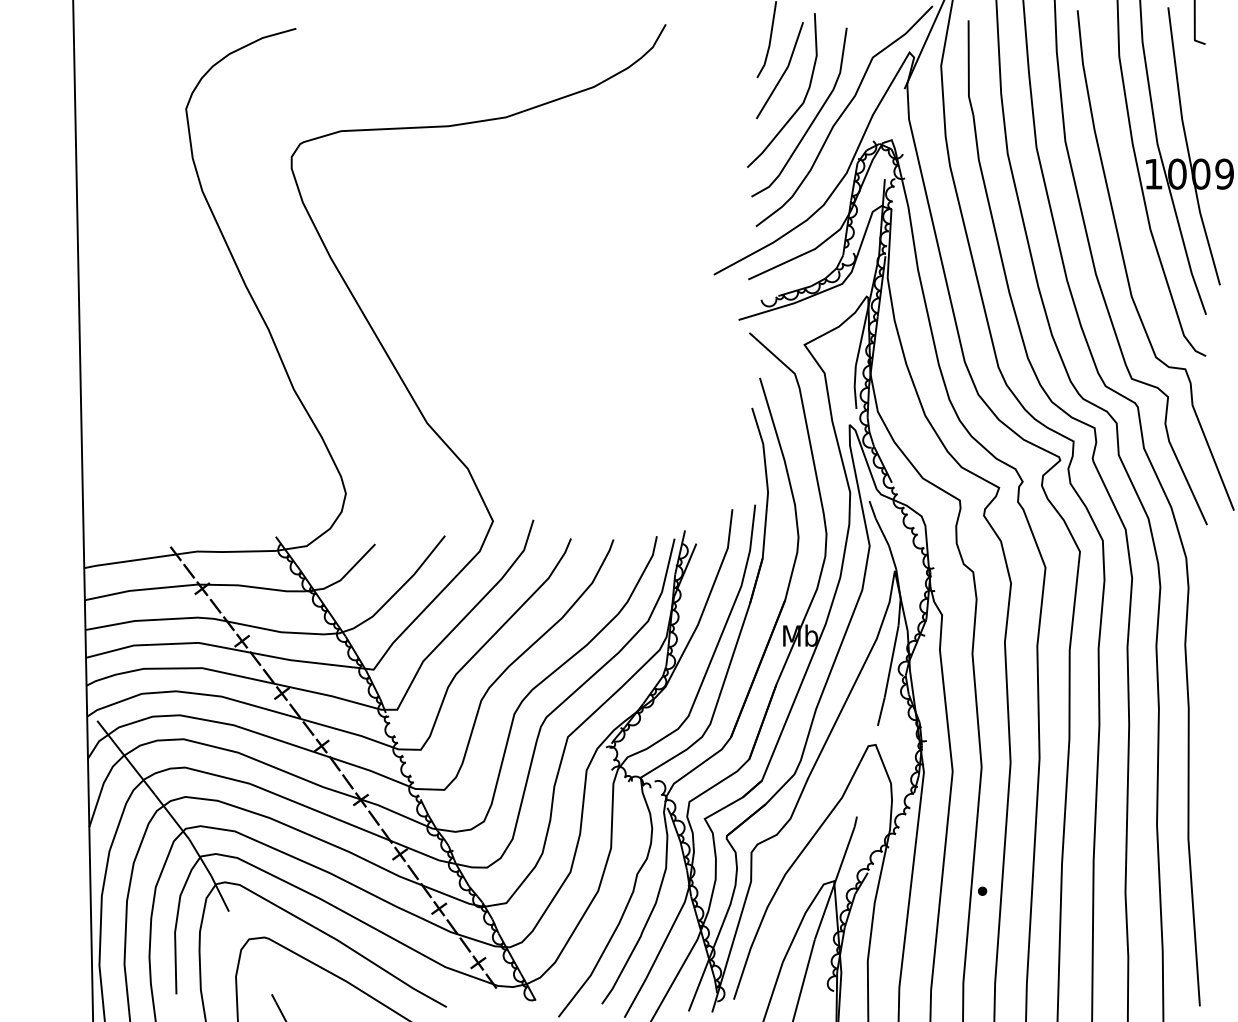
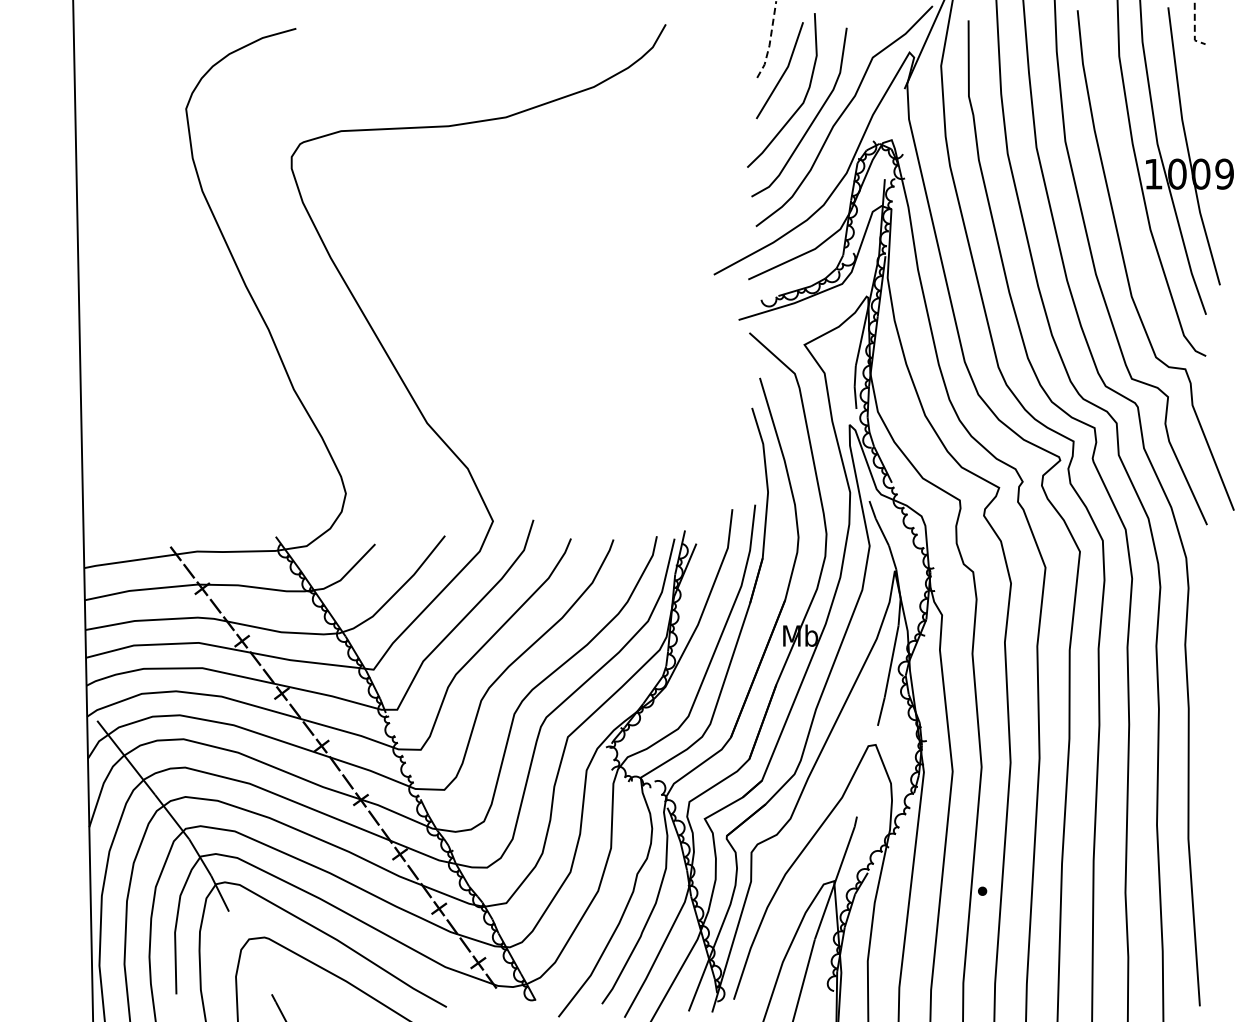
line: solid -> dashed (1194, 26)
line: solid -> dashed (770, 41)
